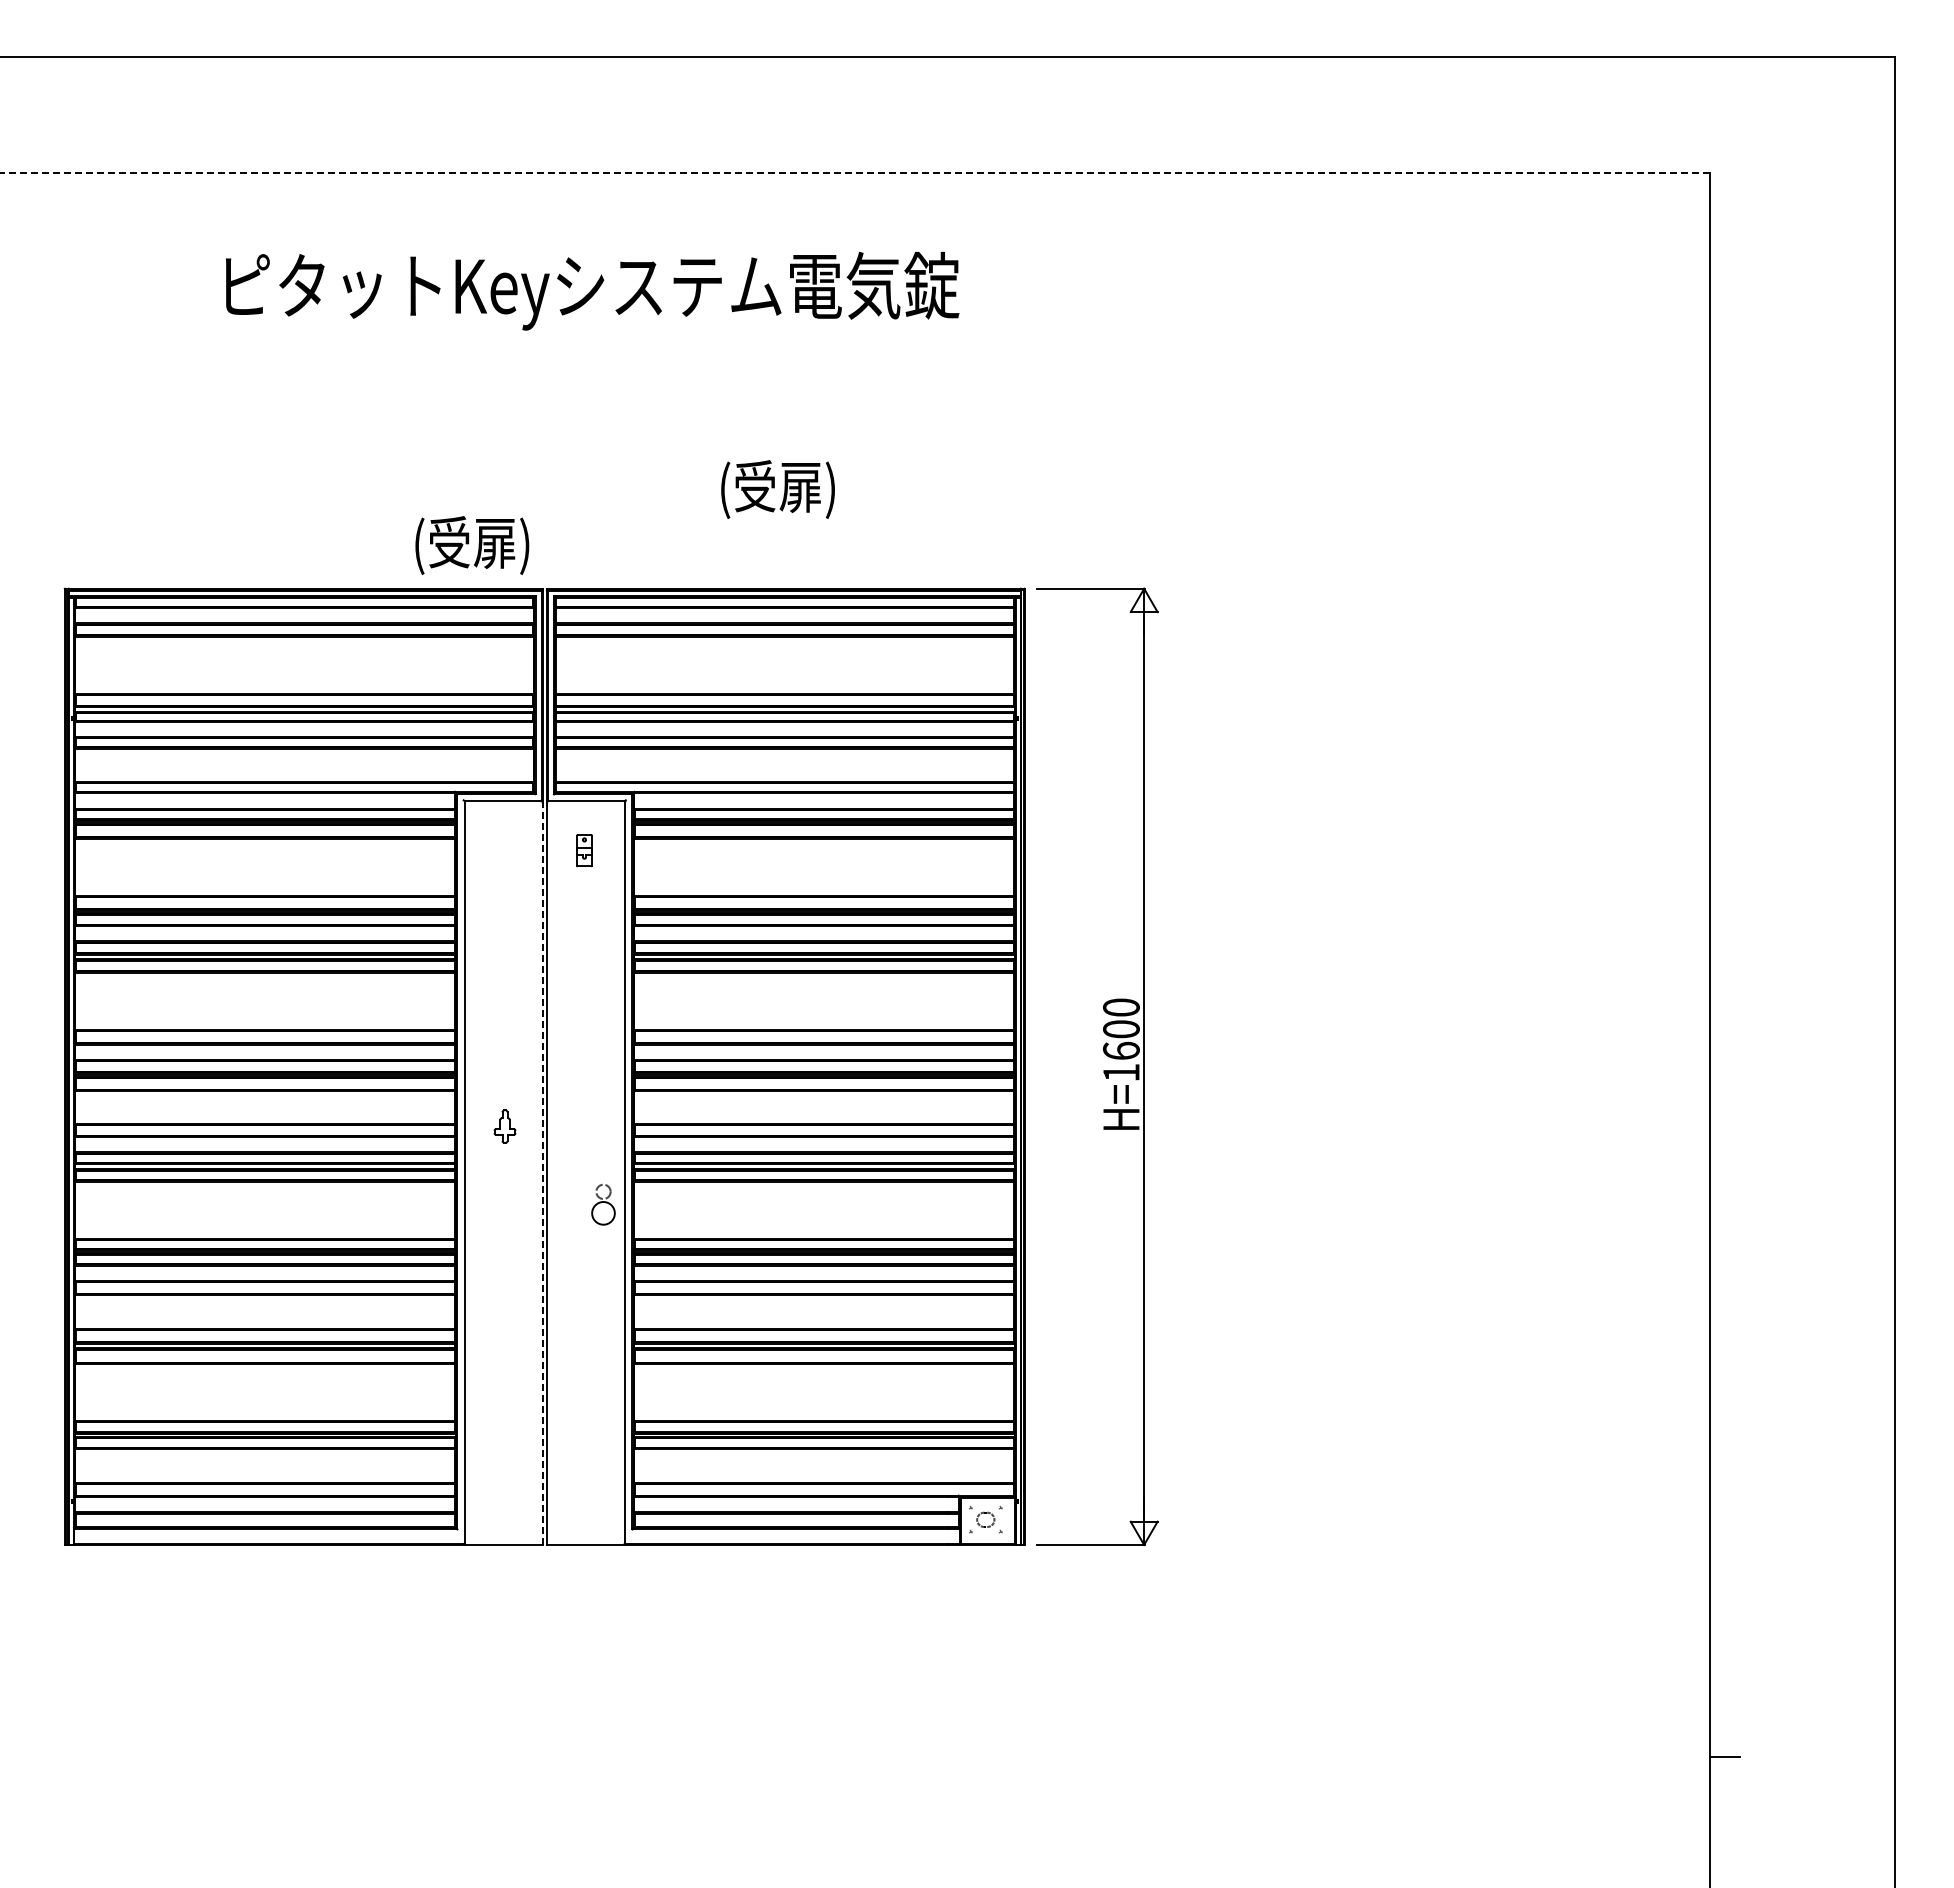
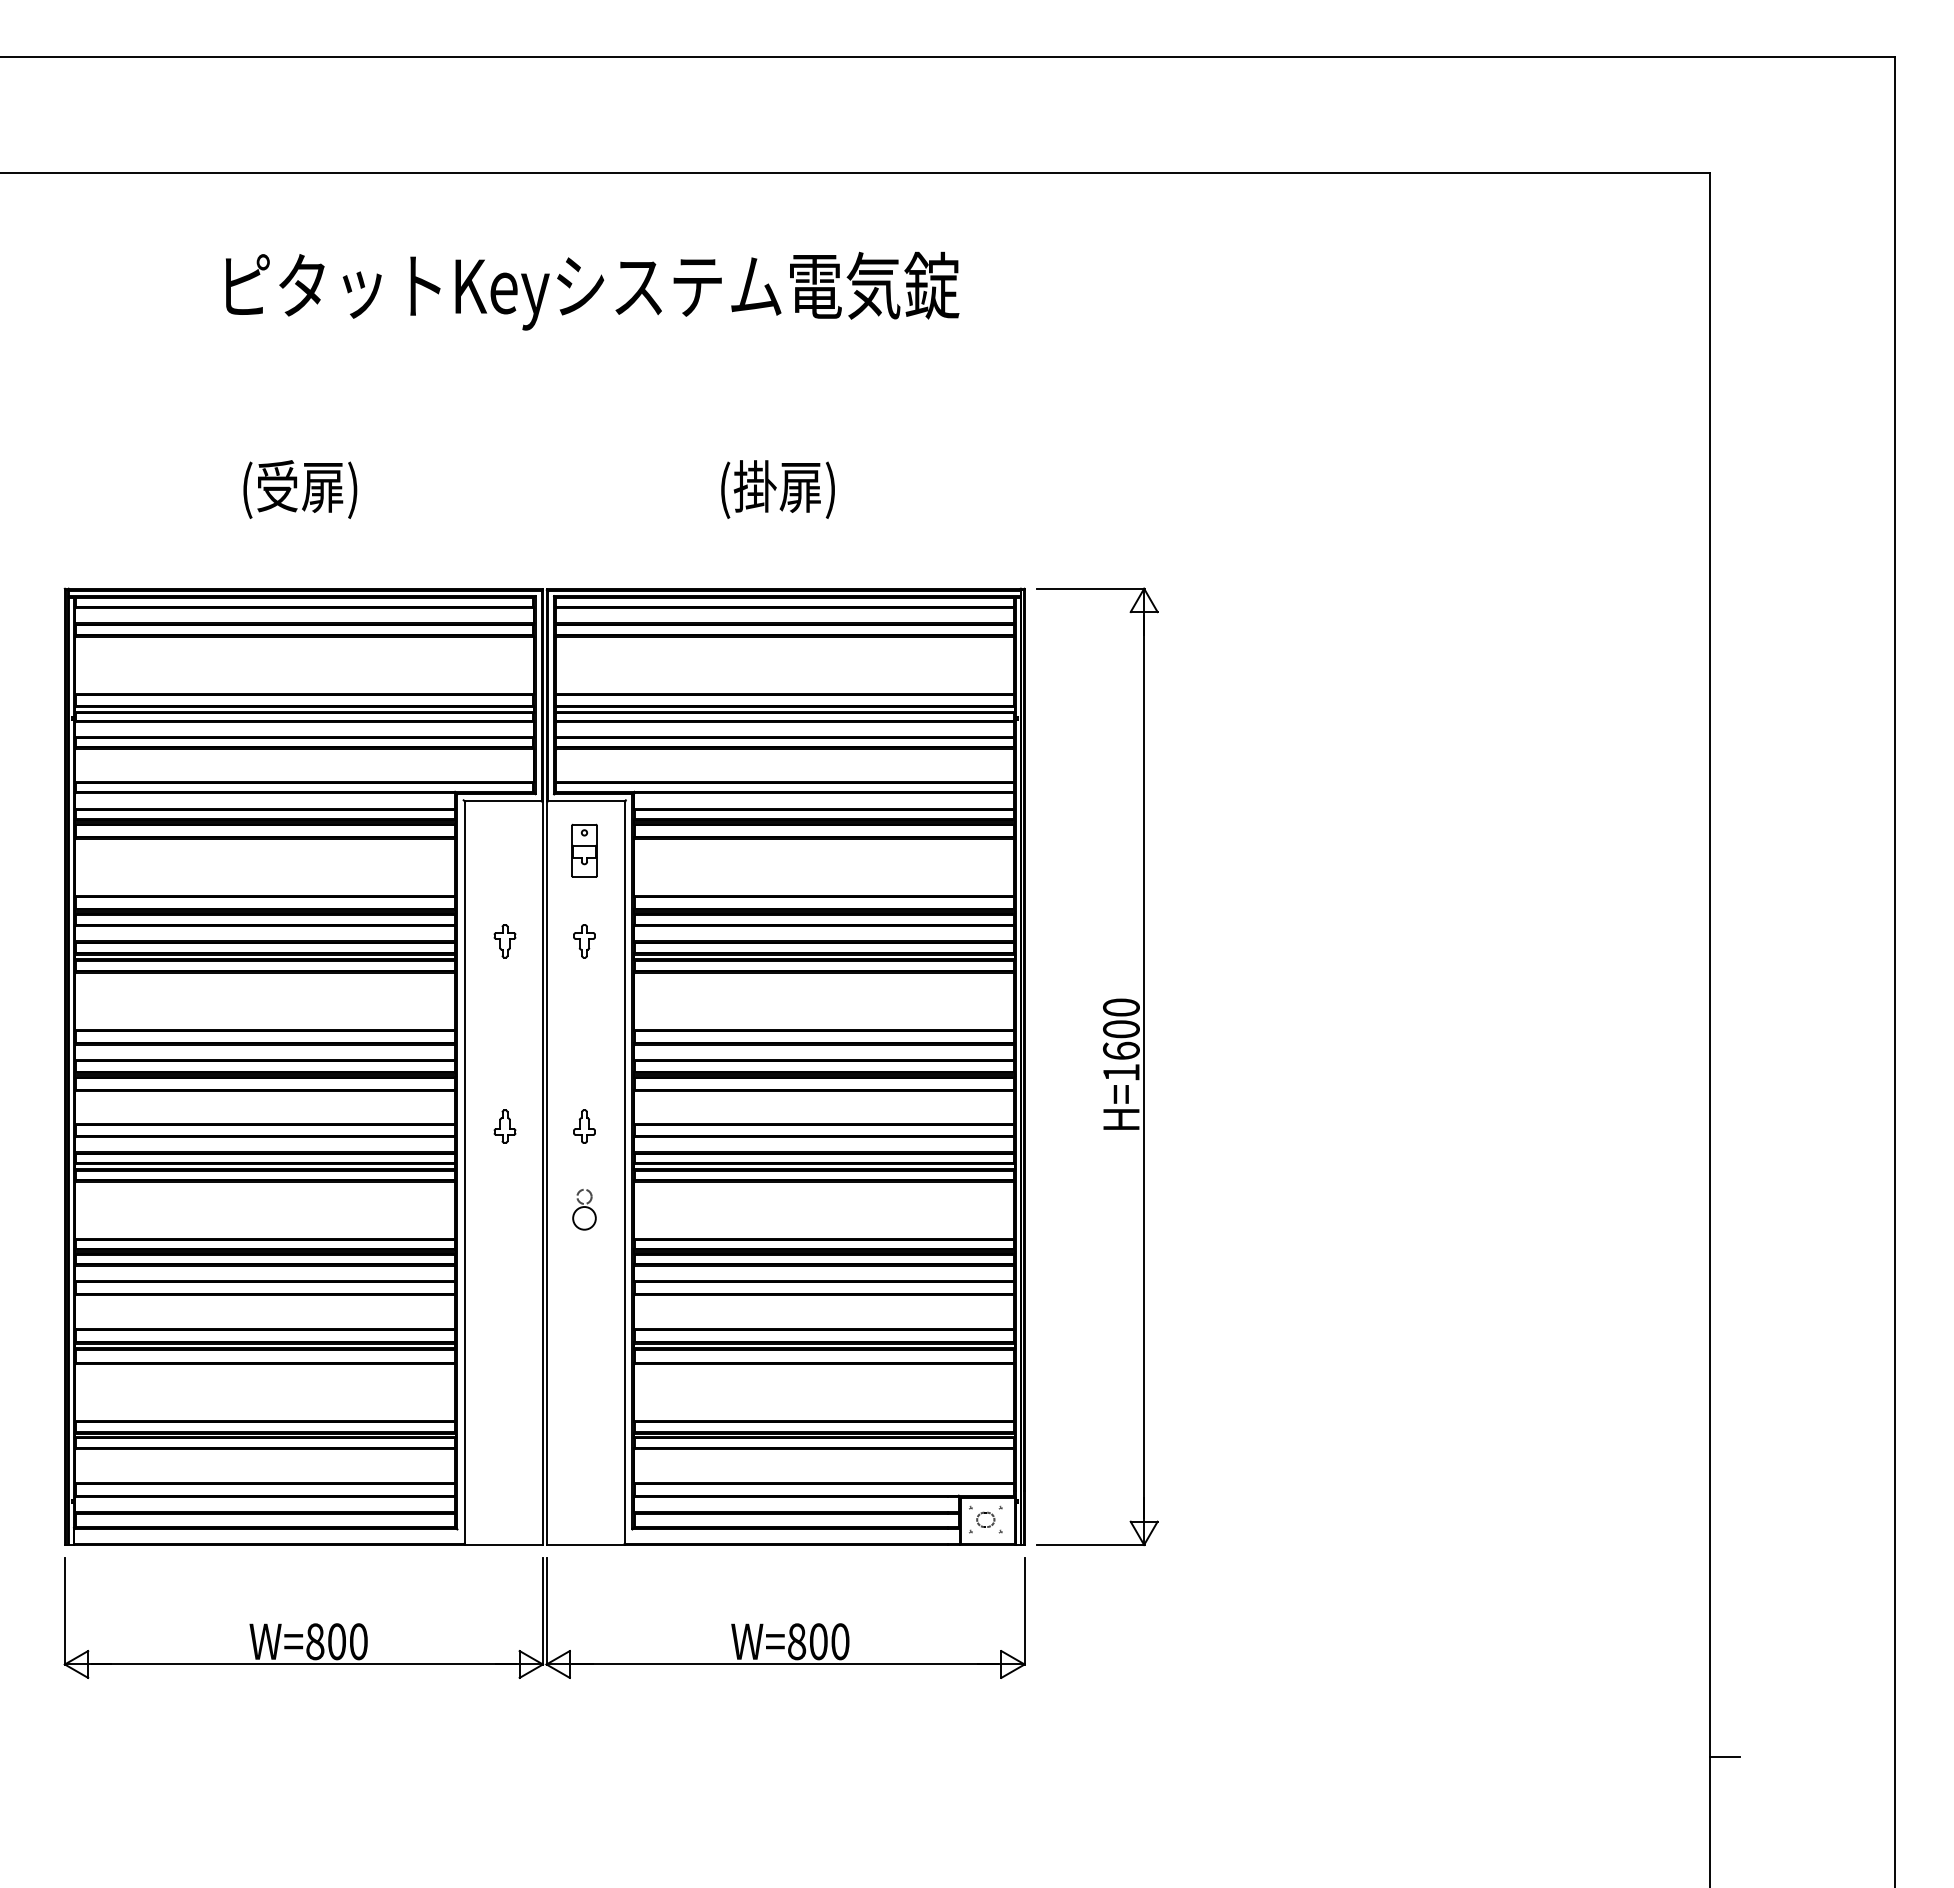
line: dashed -> solid (855, 173)
text: (受扉) -> (掛扉) (754, 486)
text position: (472, 545) -> (300, 489) (300, 489)
part size: 17x34 px -> 27x55 px (584, 850)
part: none -> present (504, 941)
part: none -> present (584, 941)
part: none -> present (584, 1126)
line: dashed -> solid (542, 1173)
part position: (603, 1204) -> (584, 1209) (584, 1209)
part: none -> present (544, 1617)
